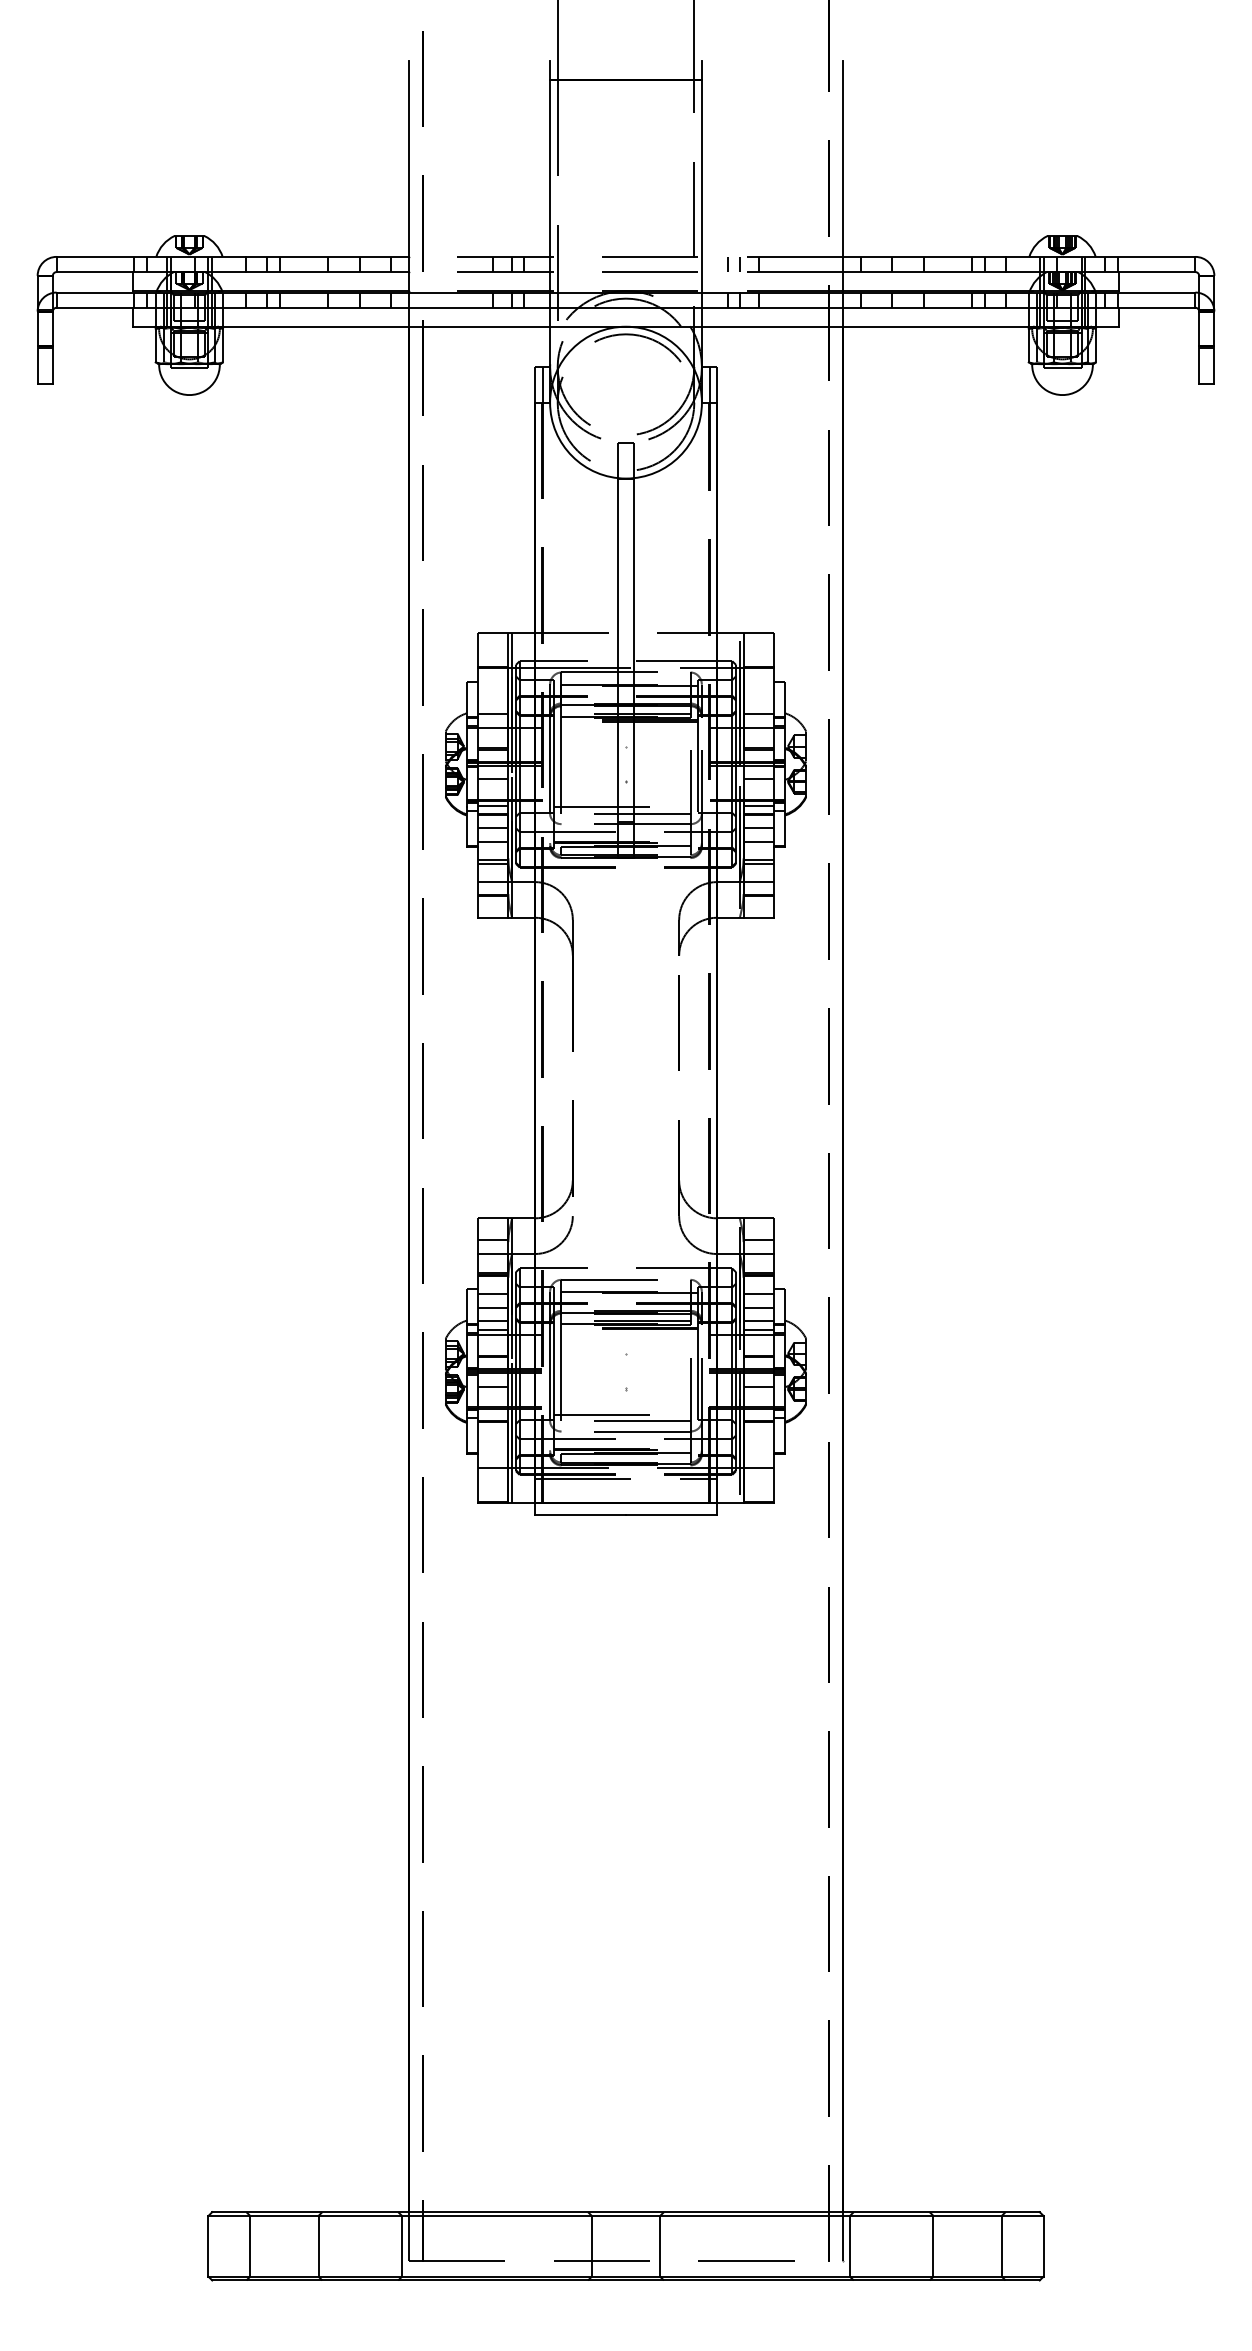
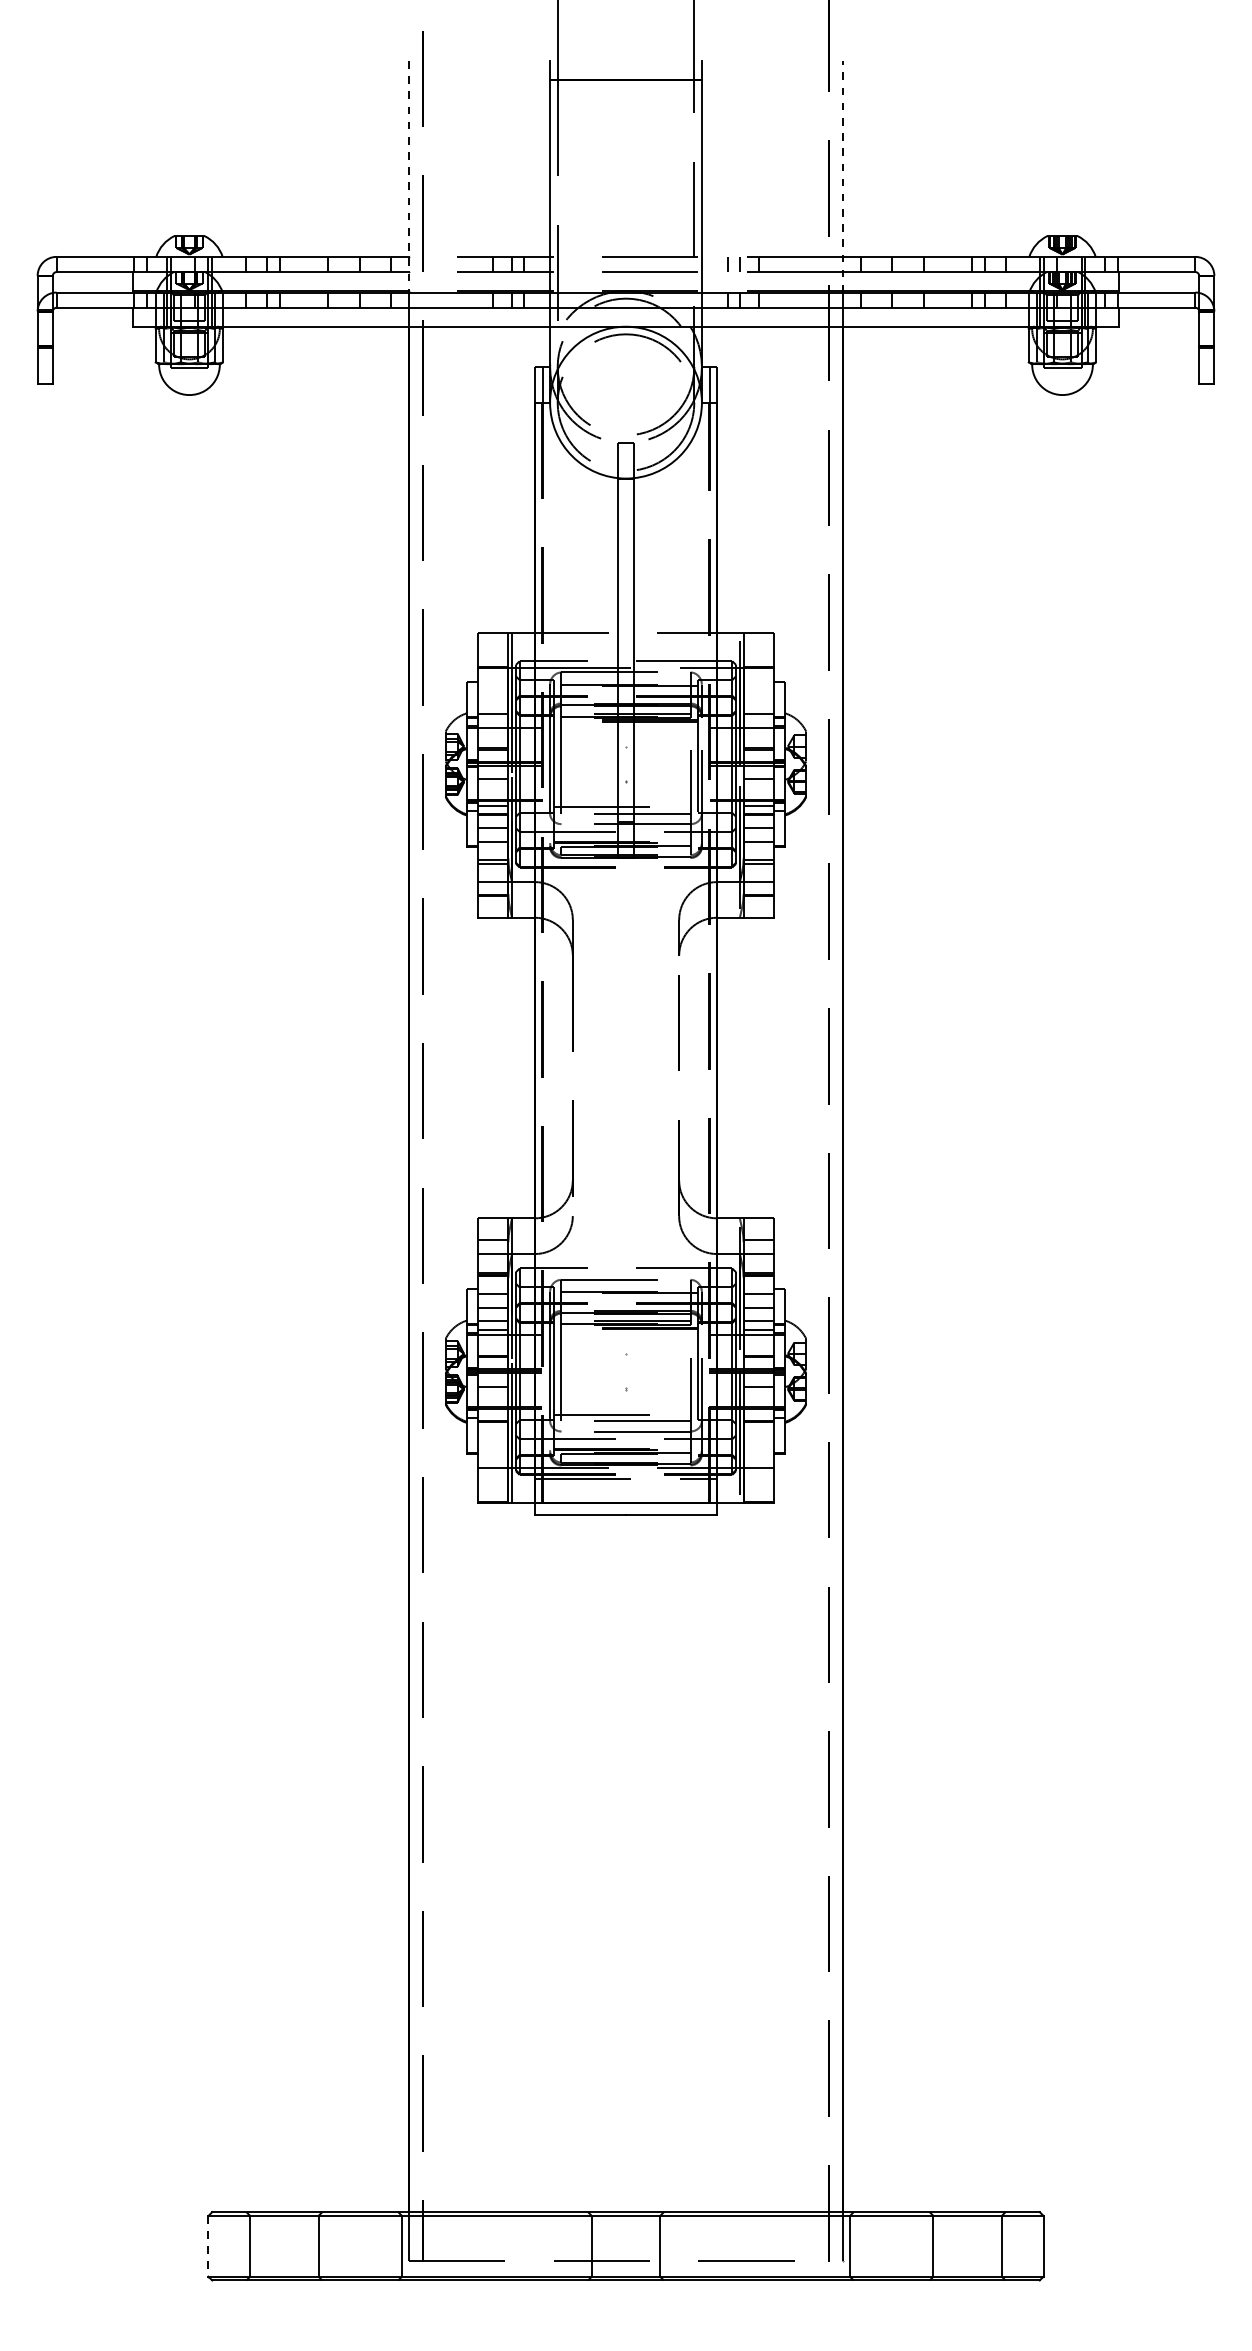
line: solid -> dashed (409, 176)
line: solid -> dashed (842, 176)
line: solid -> dashed (208, 2246)
